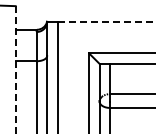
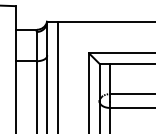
line: dashed -> solid (106, 21)
line: dashed -> solid (15, 70)
